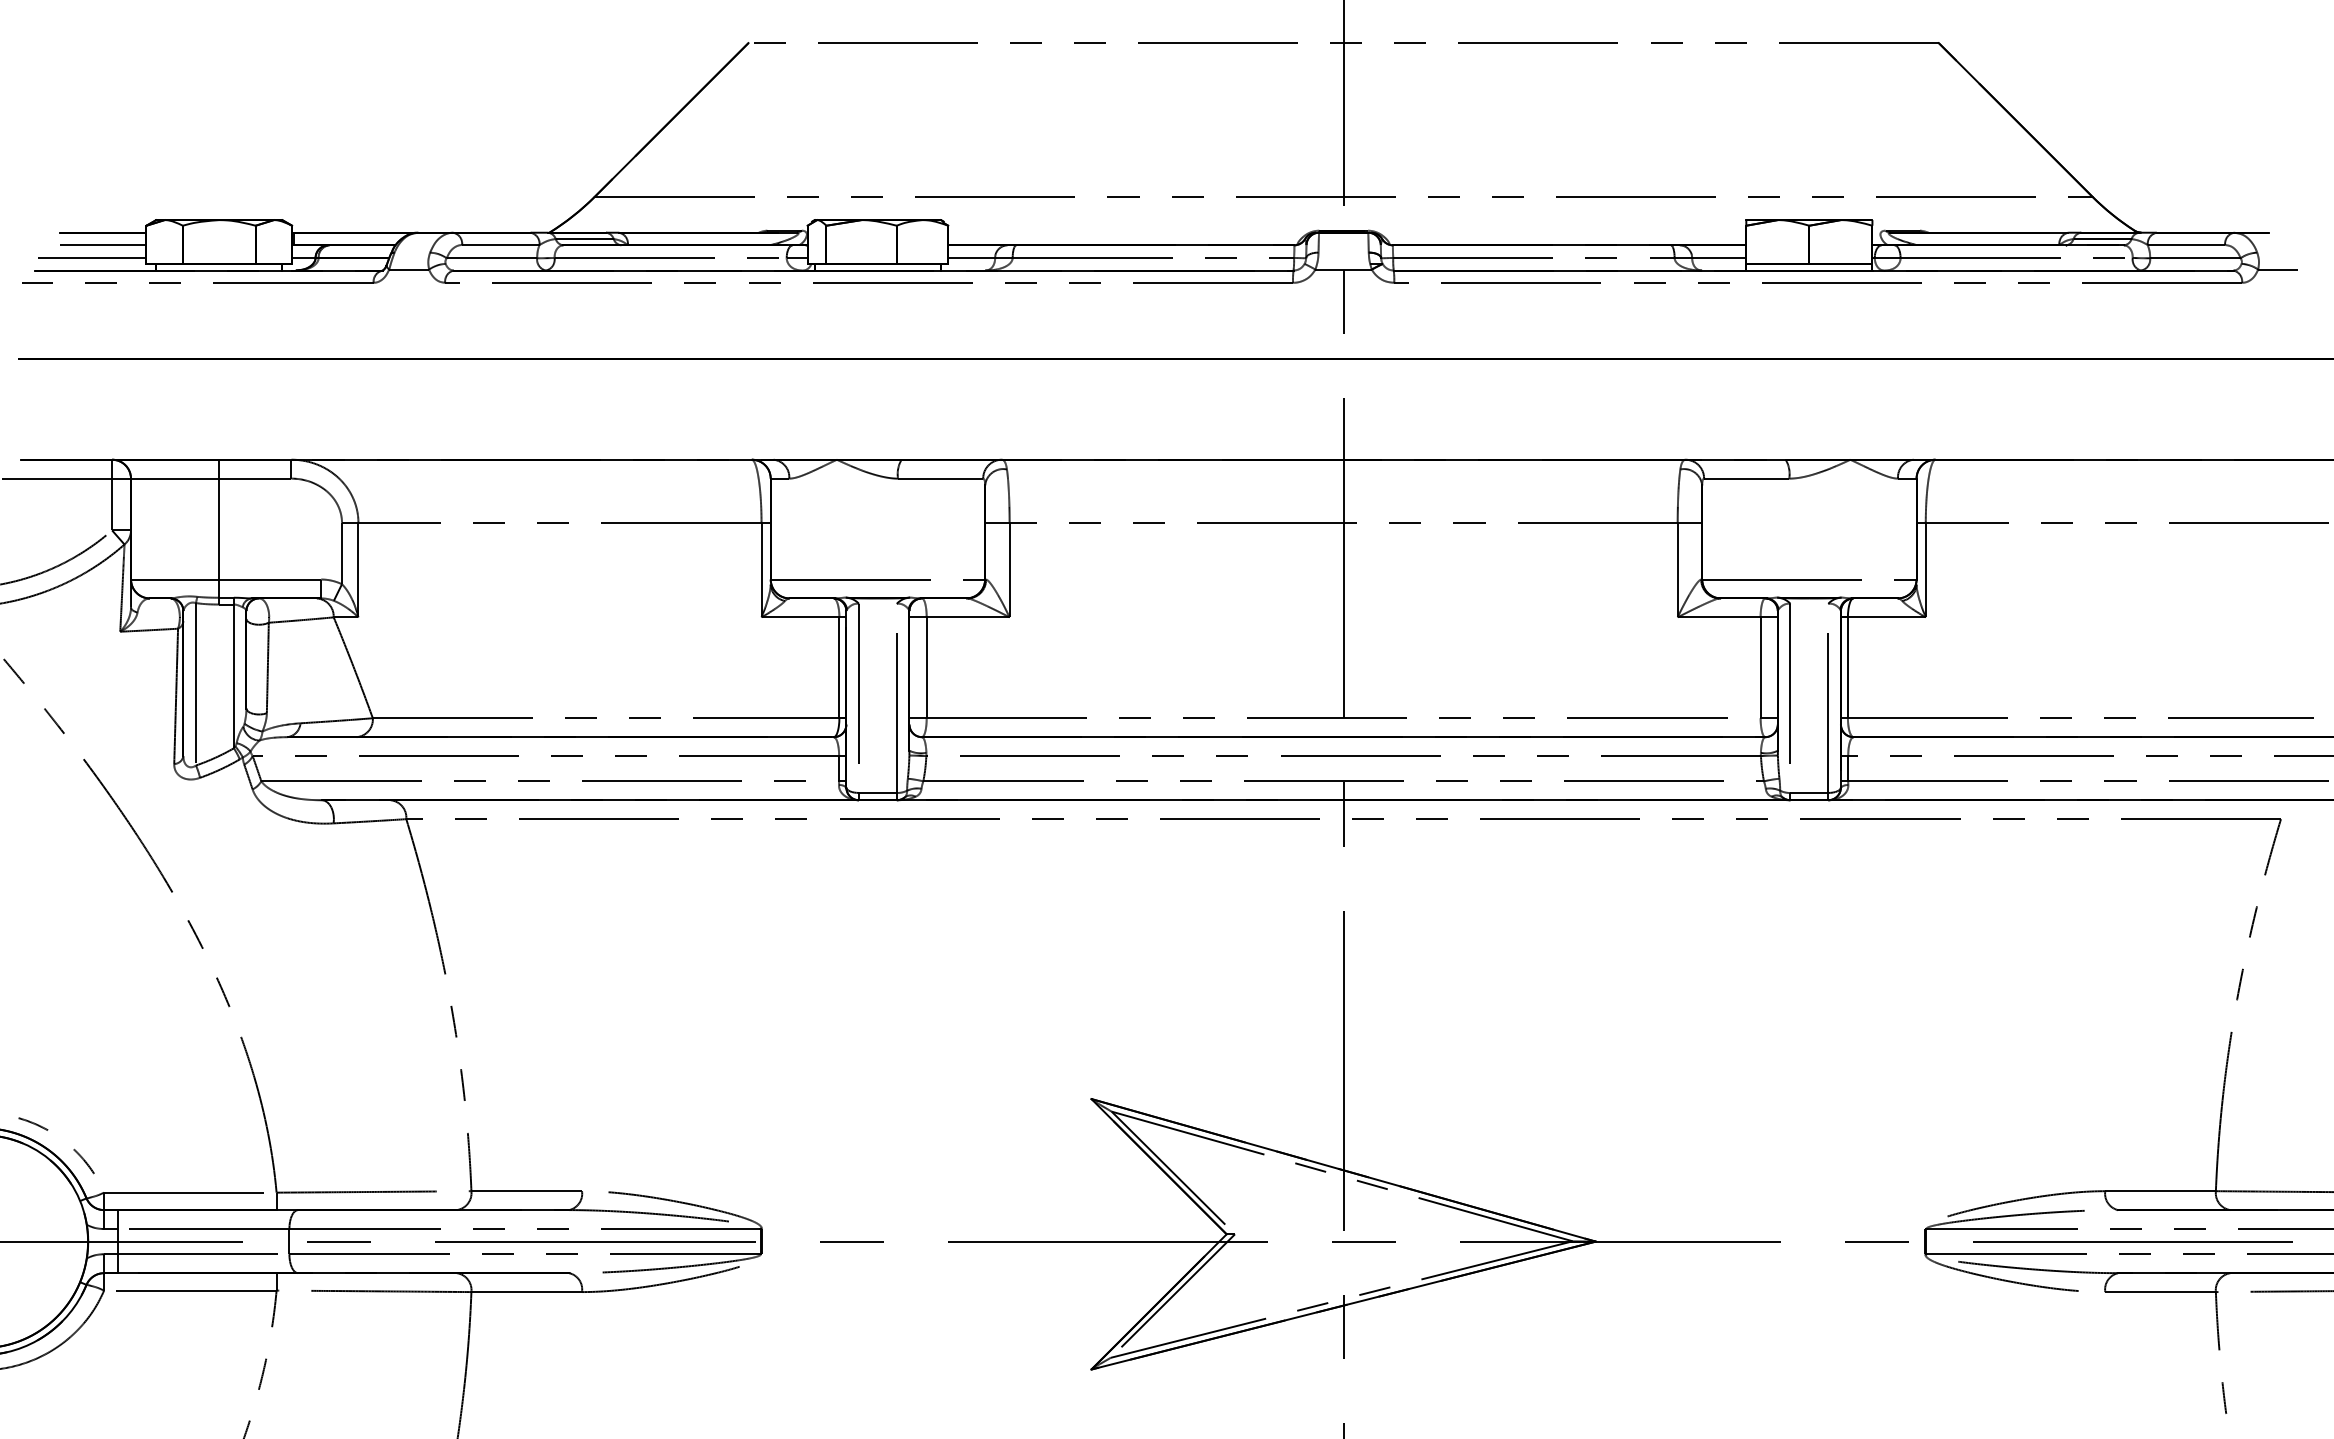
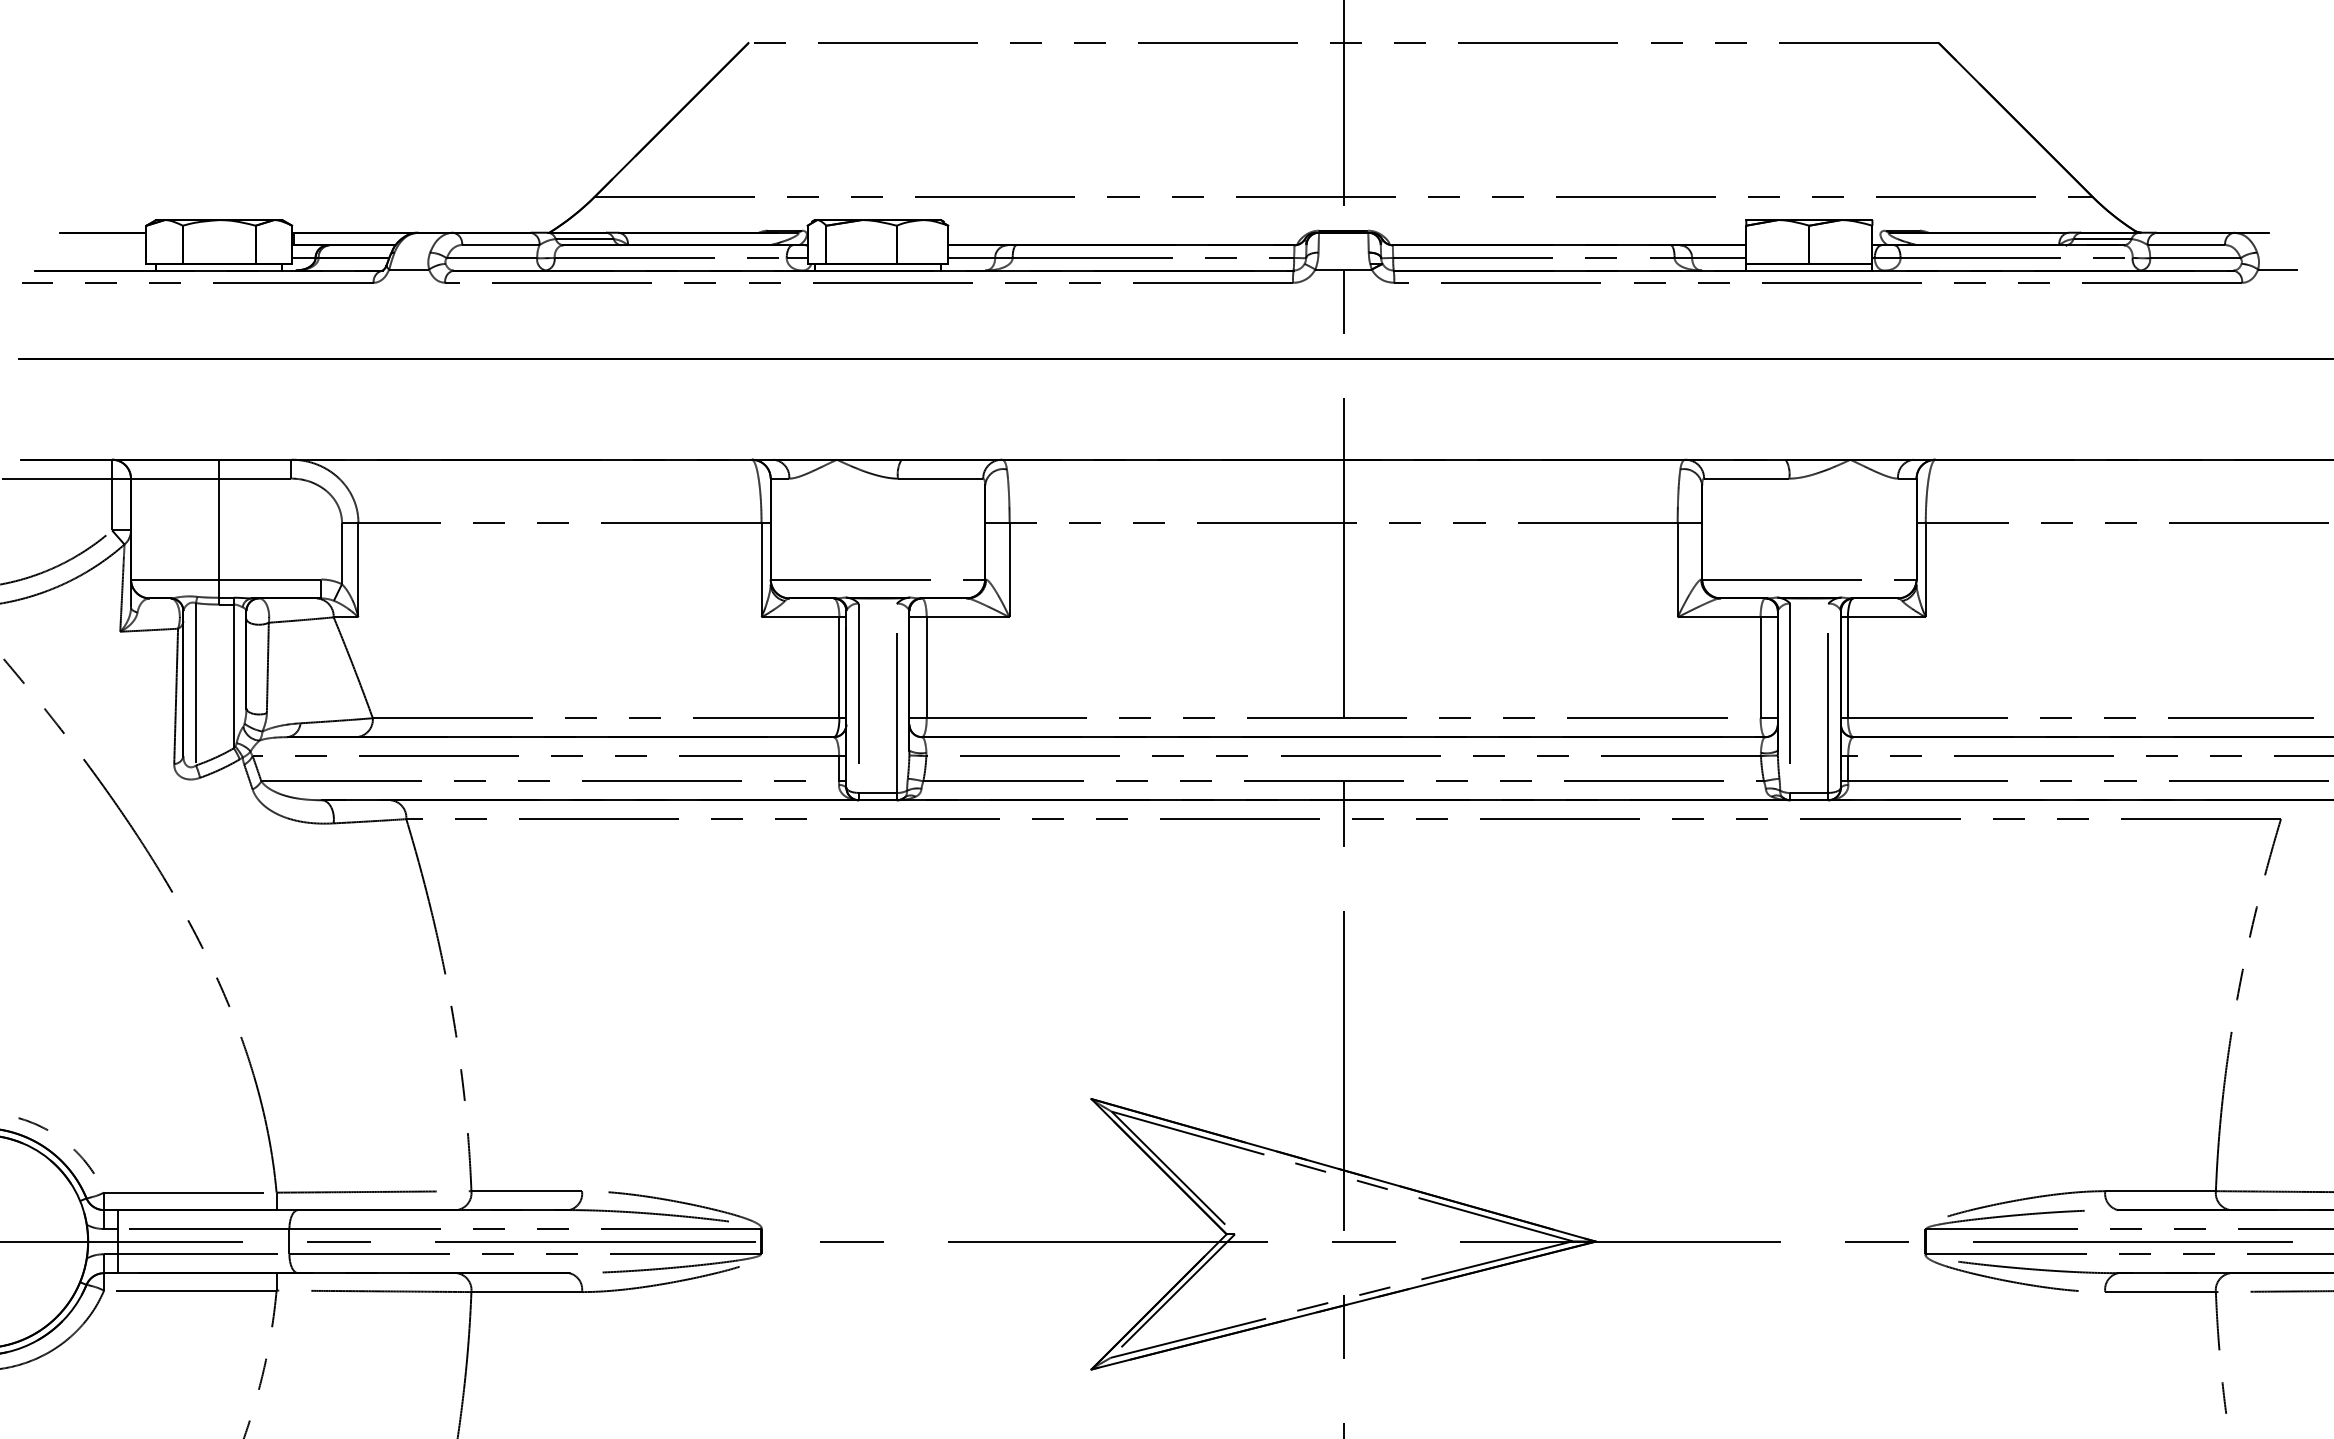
line: present -> none (102, 245)
line: present -> none (91, 258)
